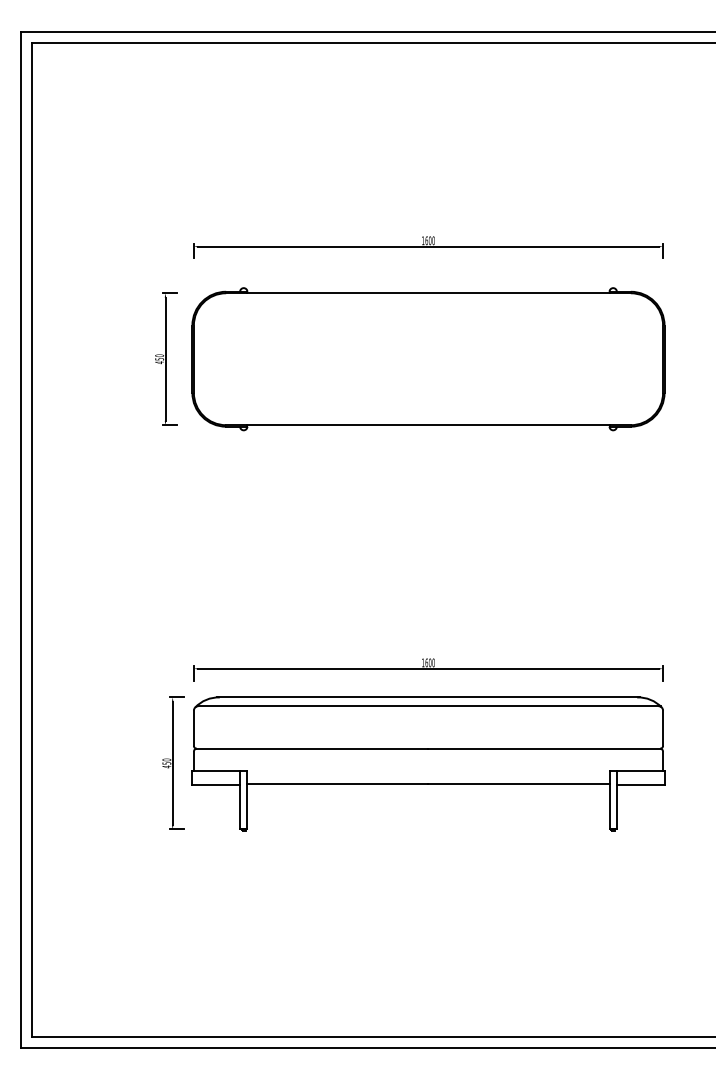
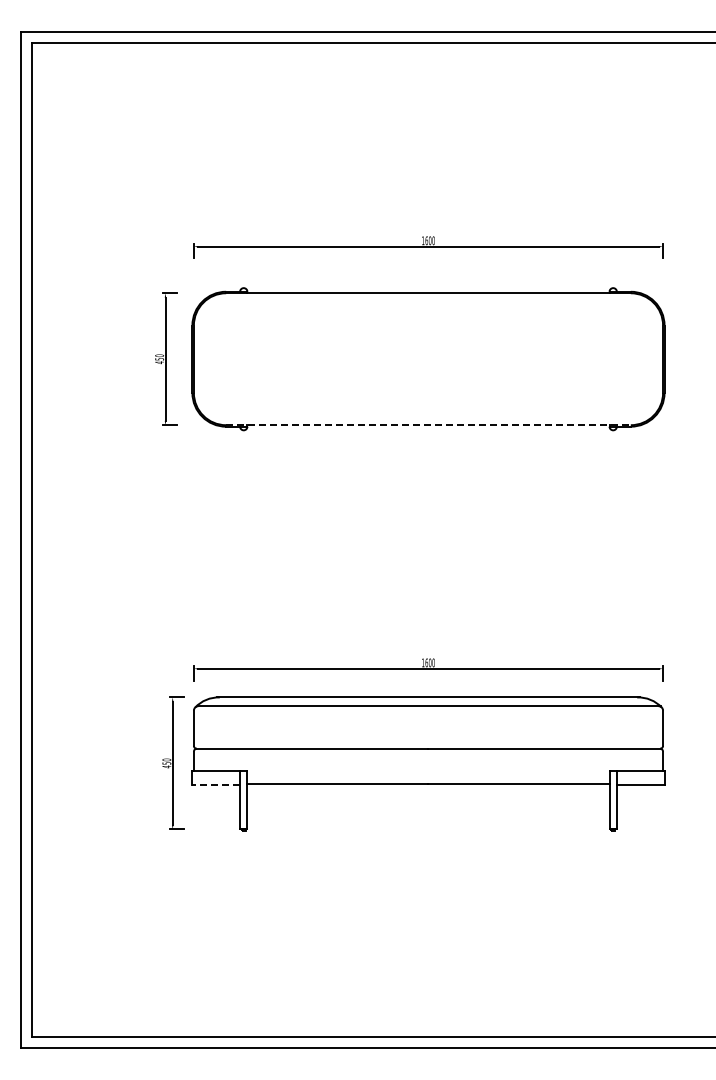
line: solid -> dashed (428, 425)
line: solid -> dashed (216, 785)
